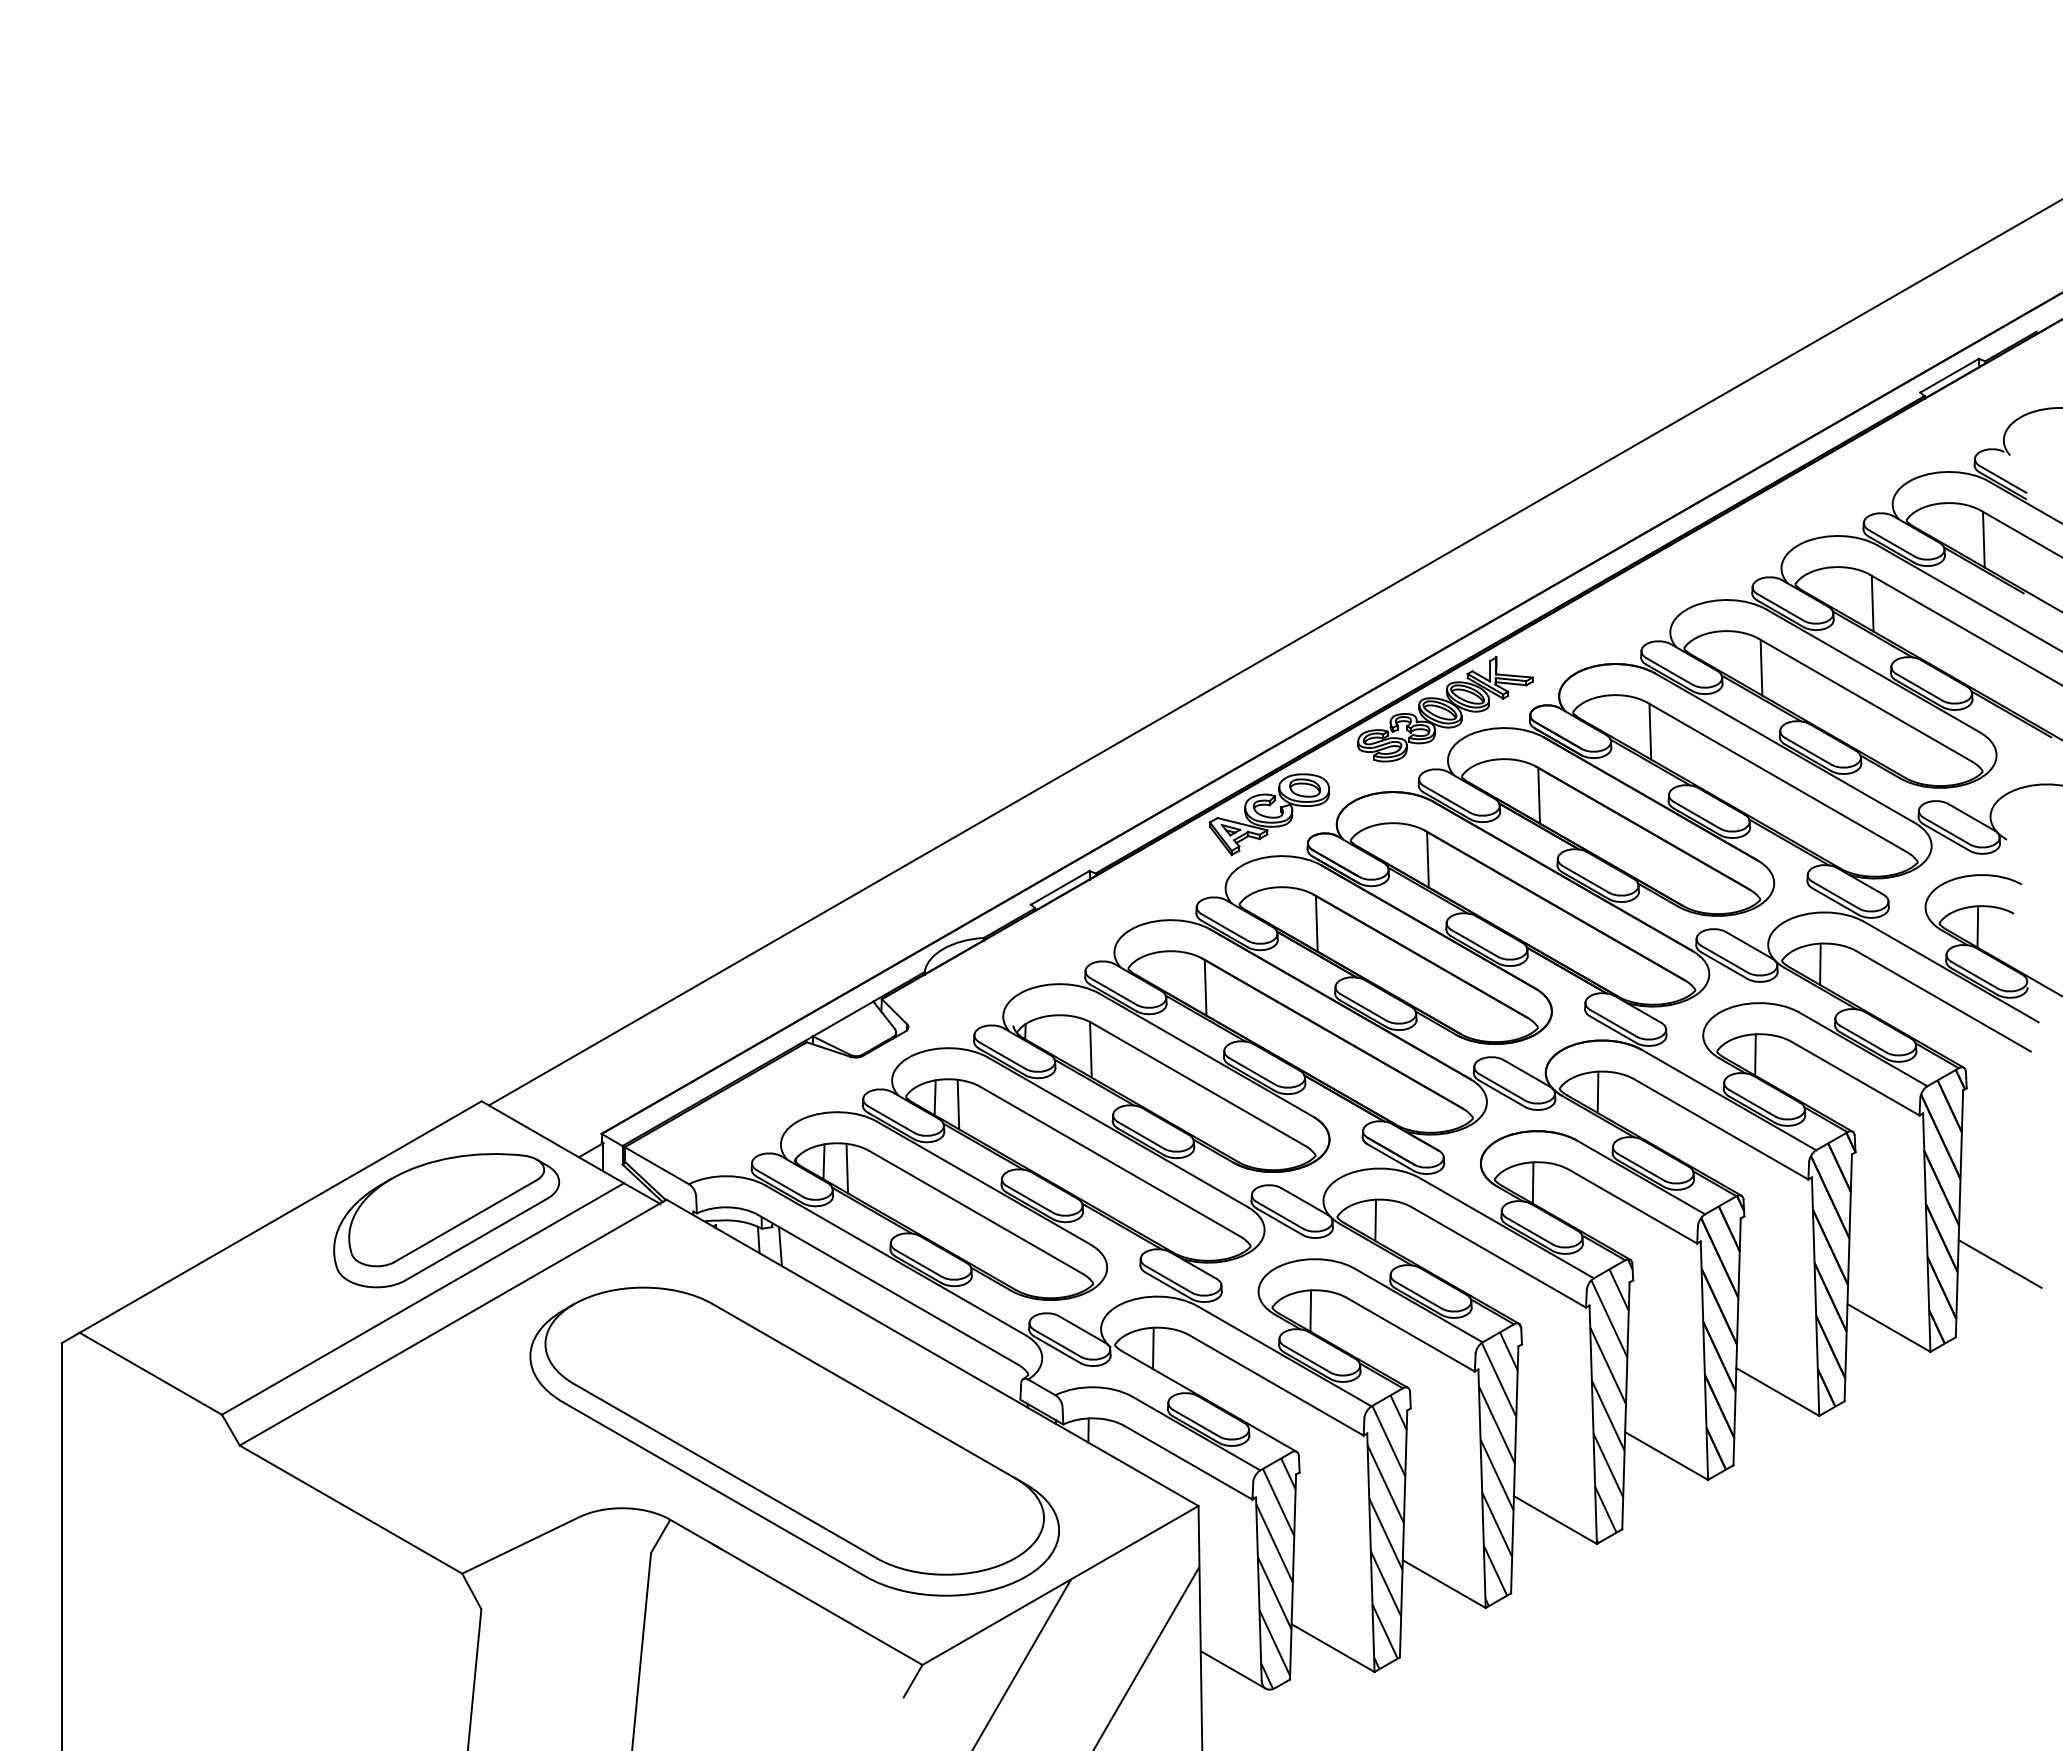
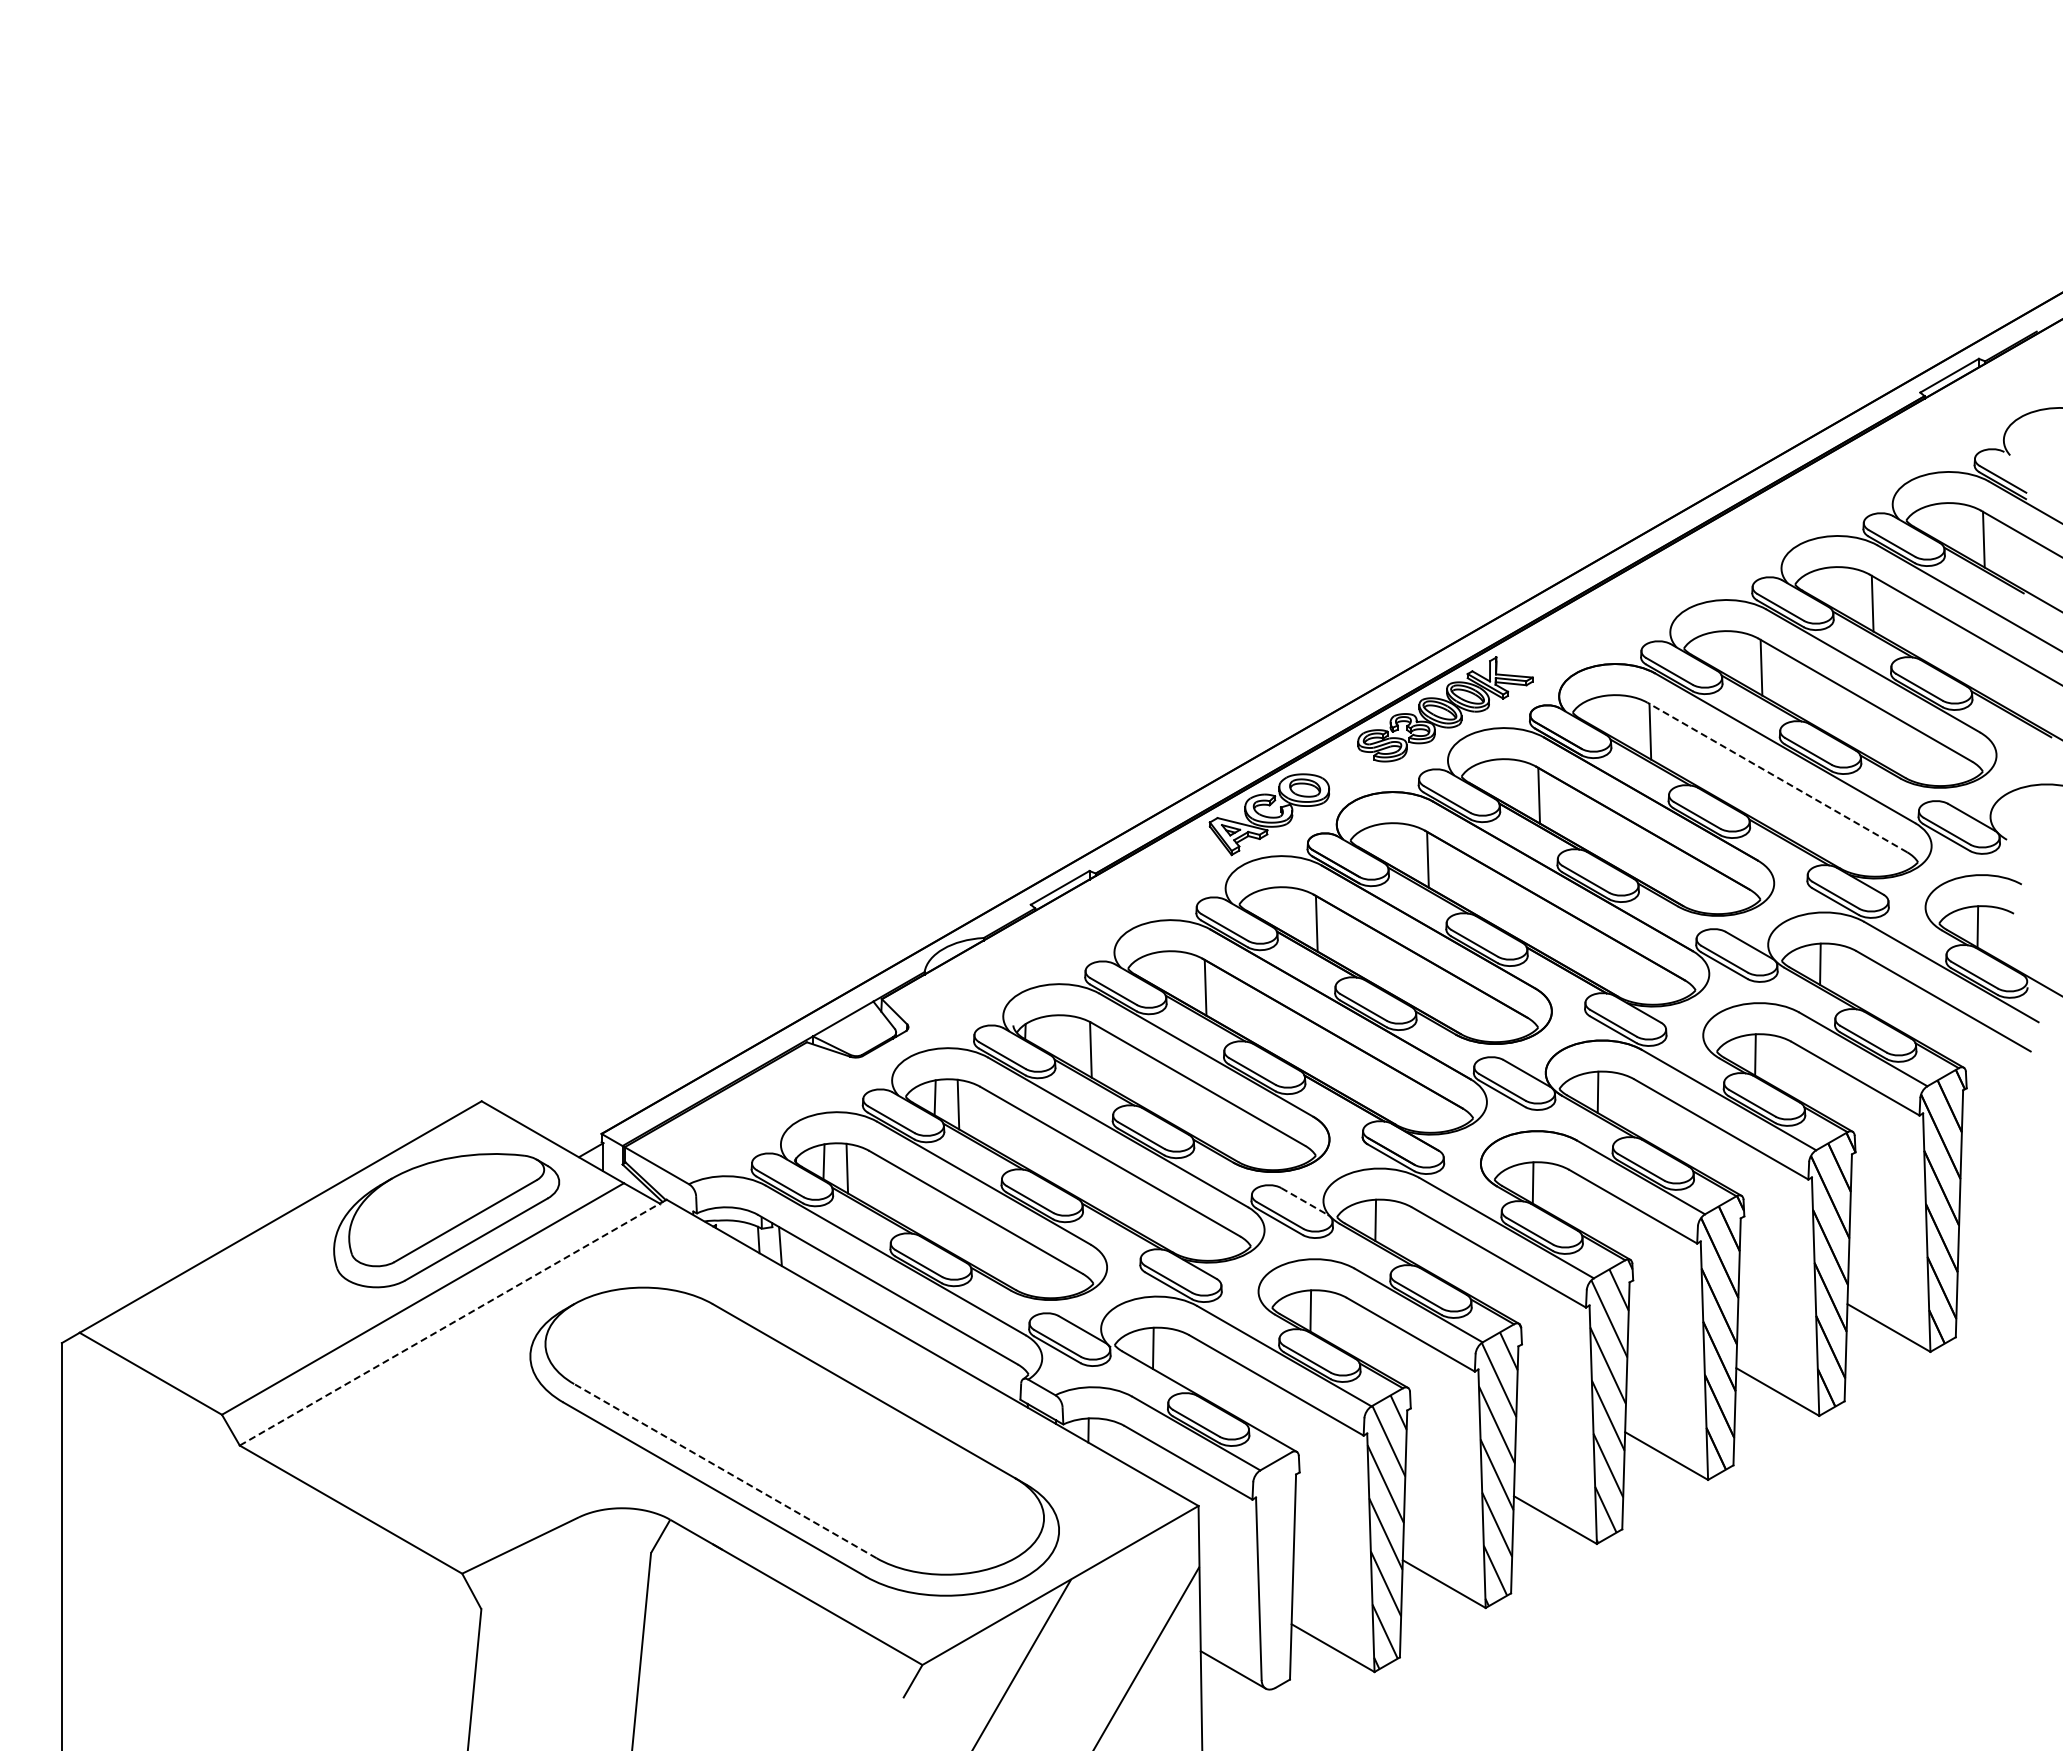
line: present -> none (1274, 652)
line: solid -> dashed (1777, 777)
line: solid -> dashed (1304, 1201)
line: present -> none (1999, 1263)
line: solid -> dashed (450, 1324)
line: solid -> dashed (724, 1470)
hatch: present -> none (1273, 1573)
